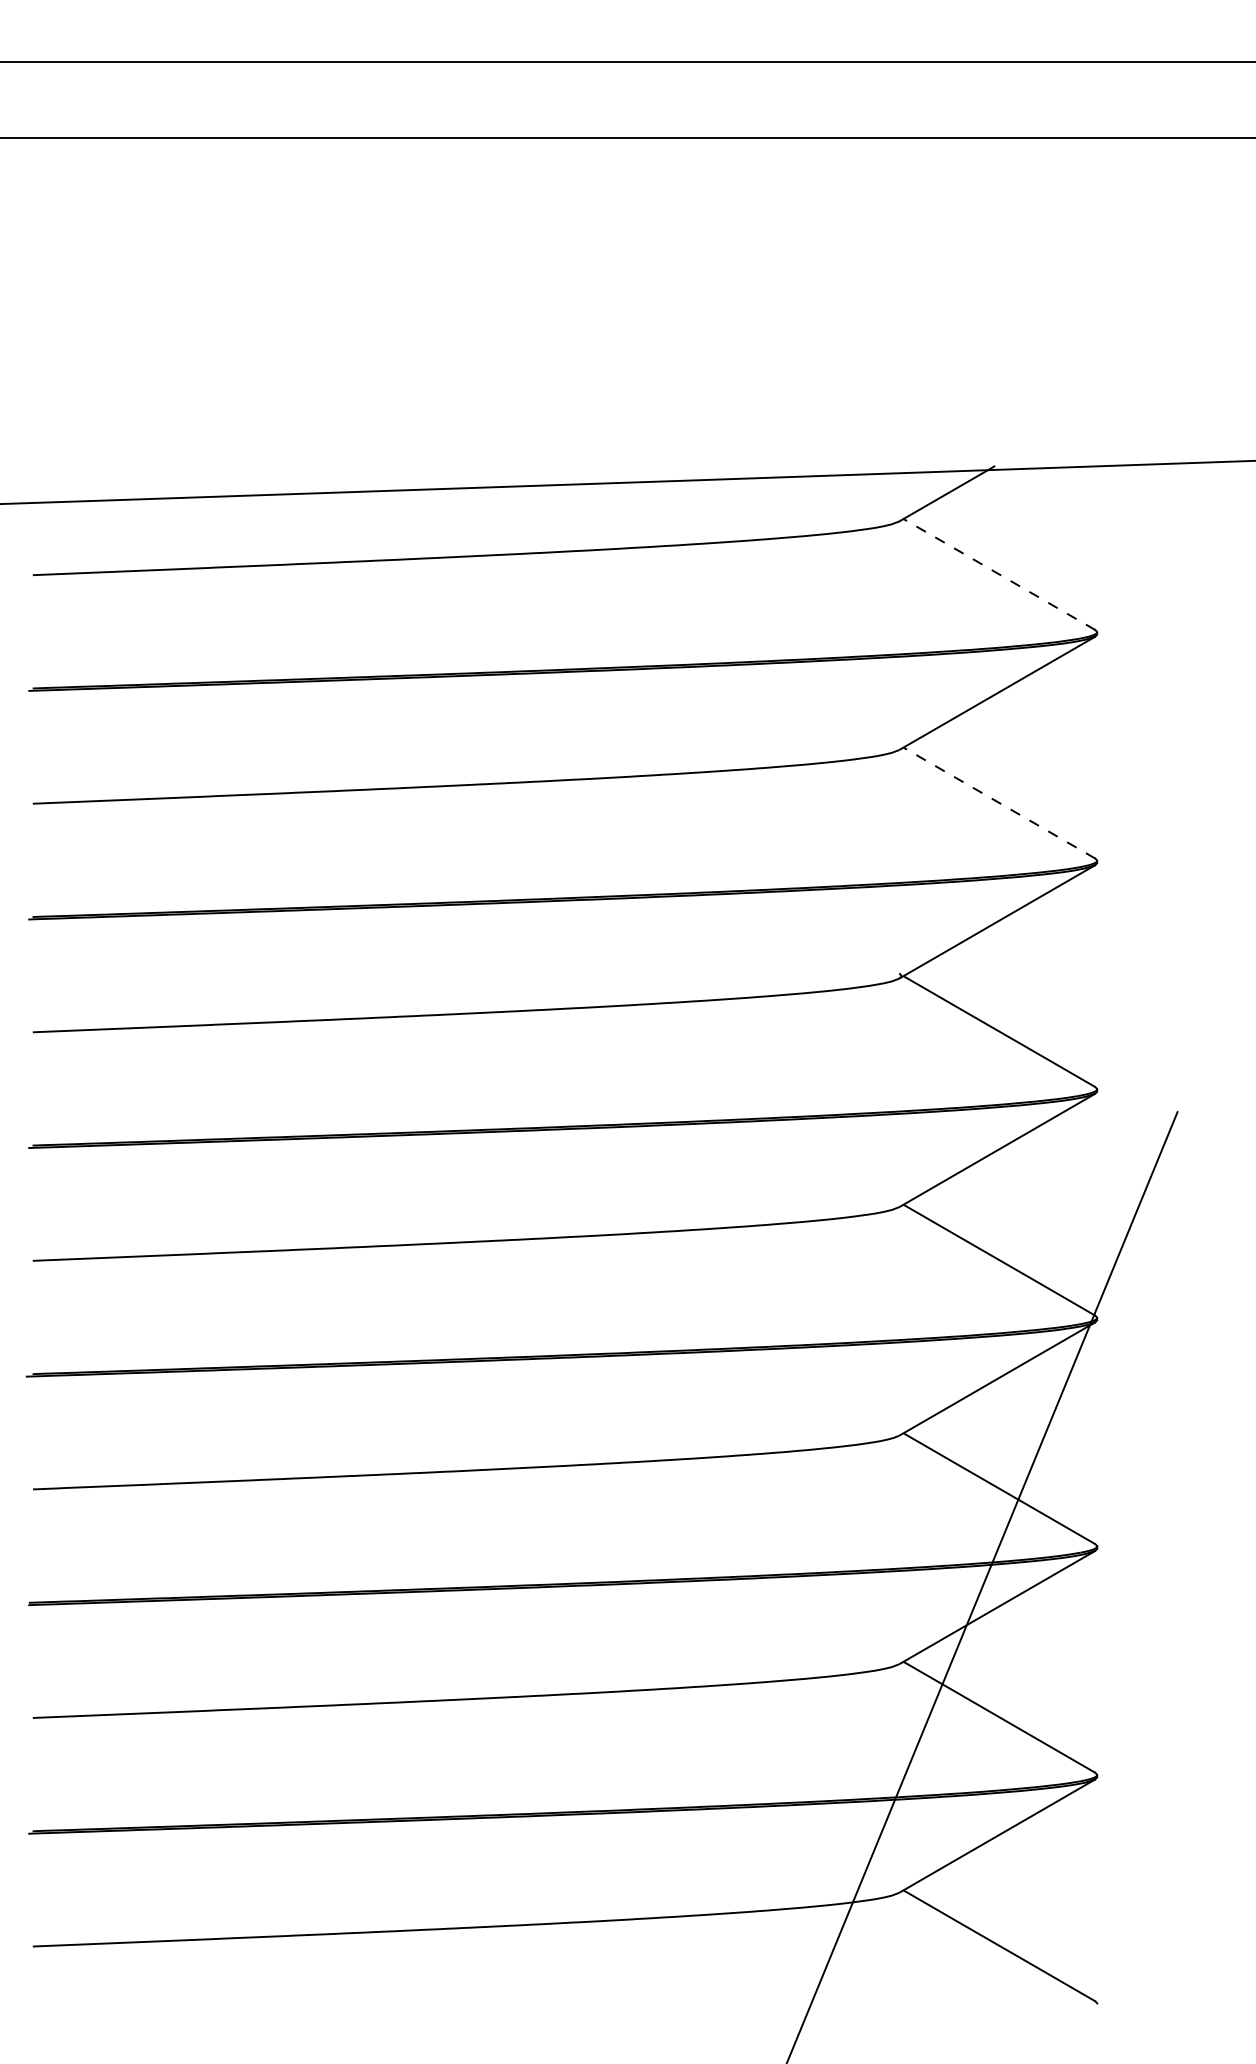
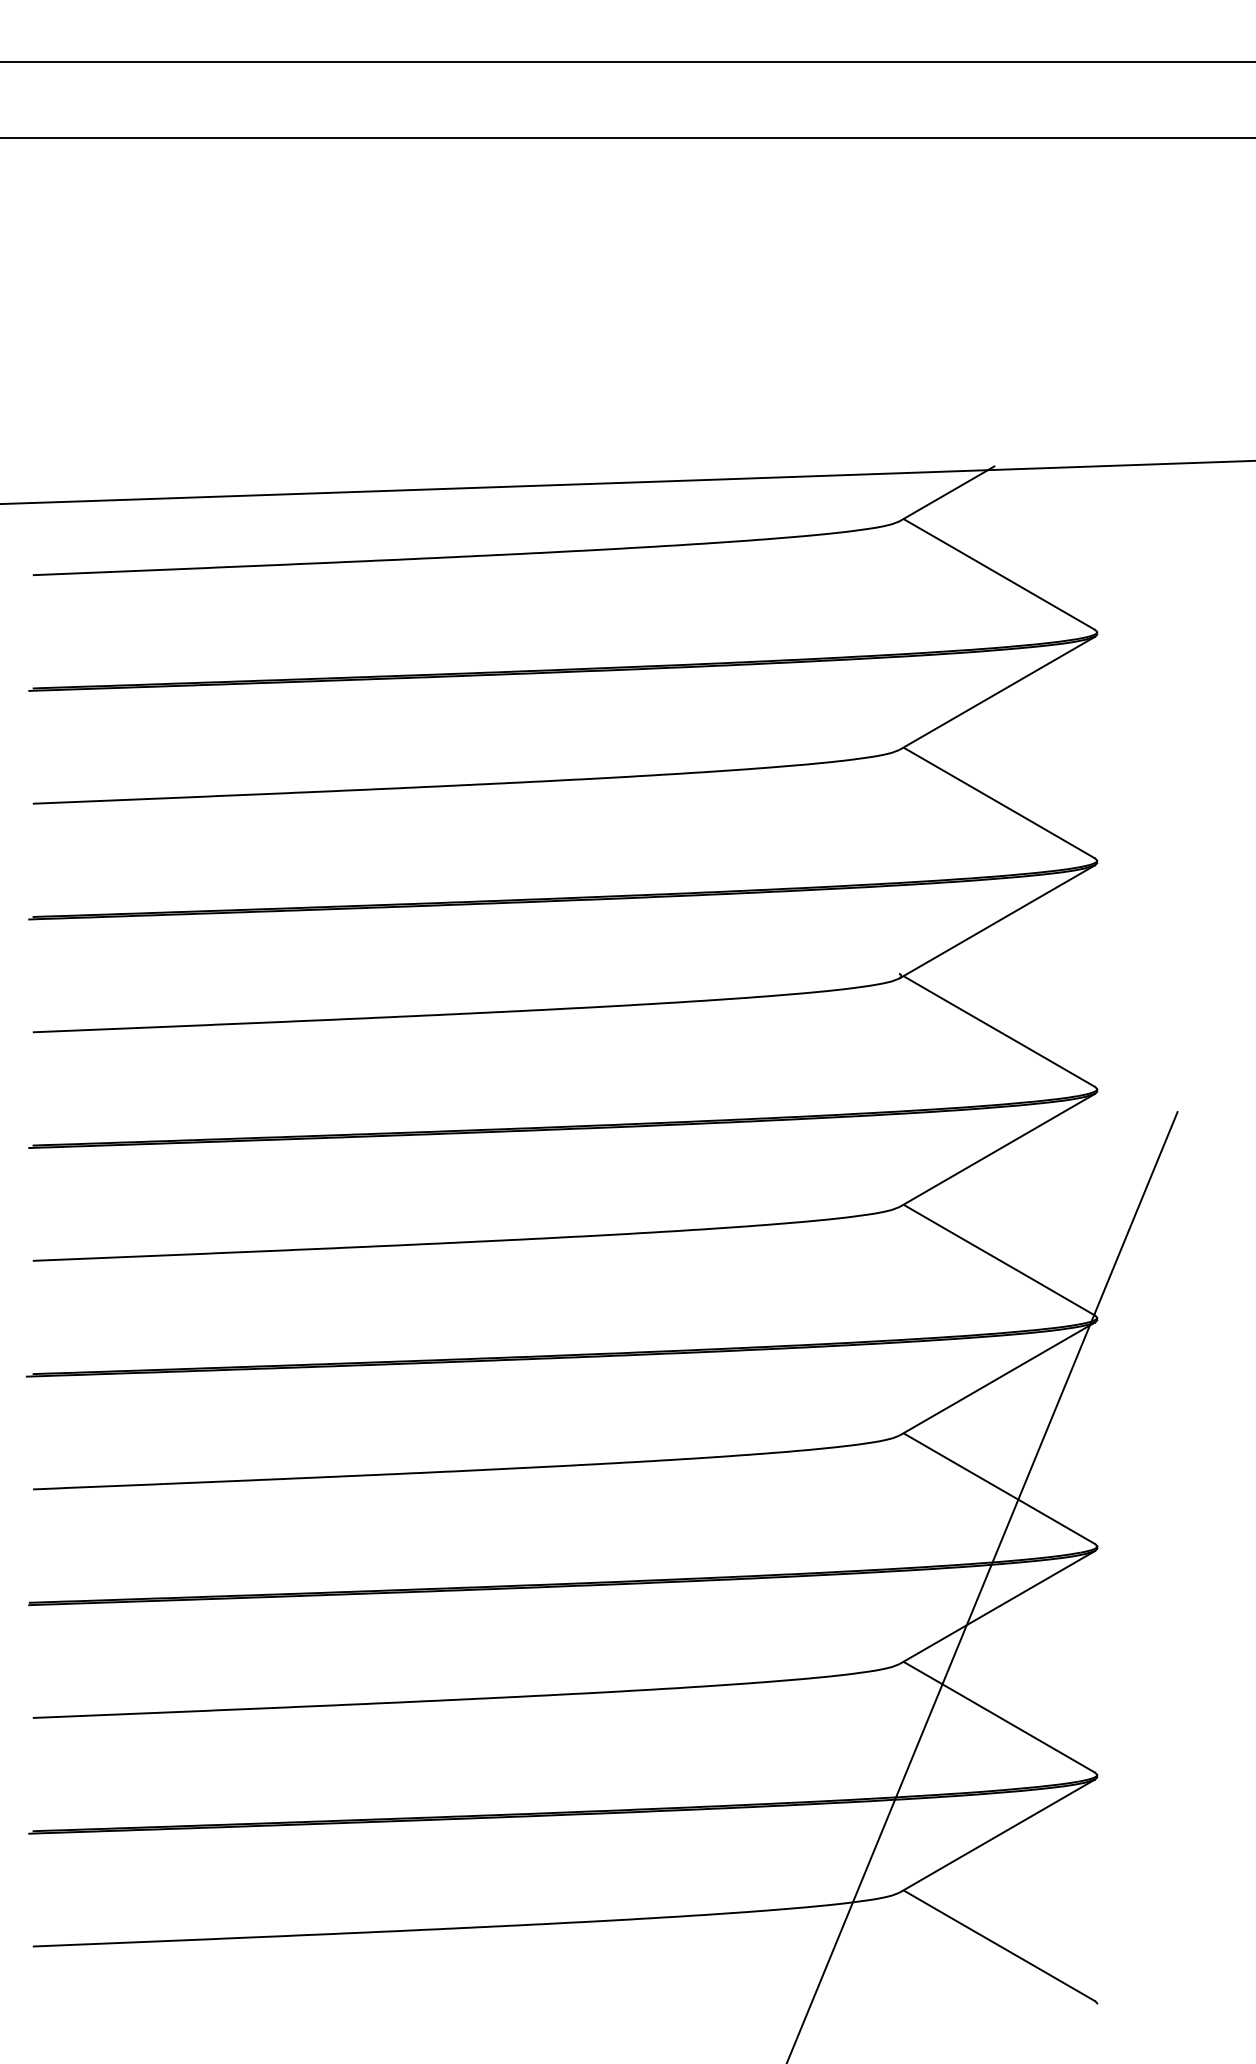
line: dashed -> solid (999, 574)
line: dashed -> solid (999, 802)
